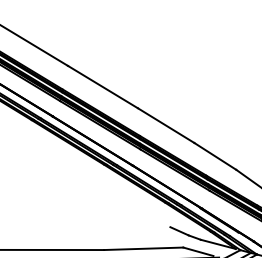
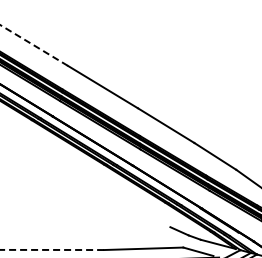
line: solid -> dashed (33, 45)
line: solid -> dashed (52, 249)
